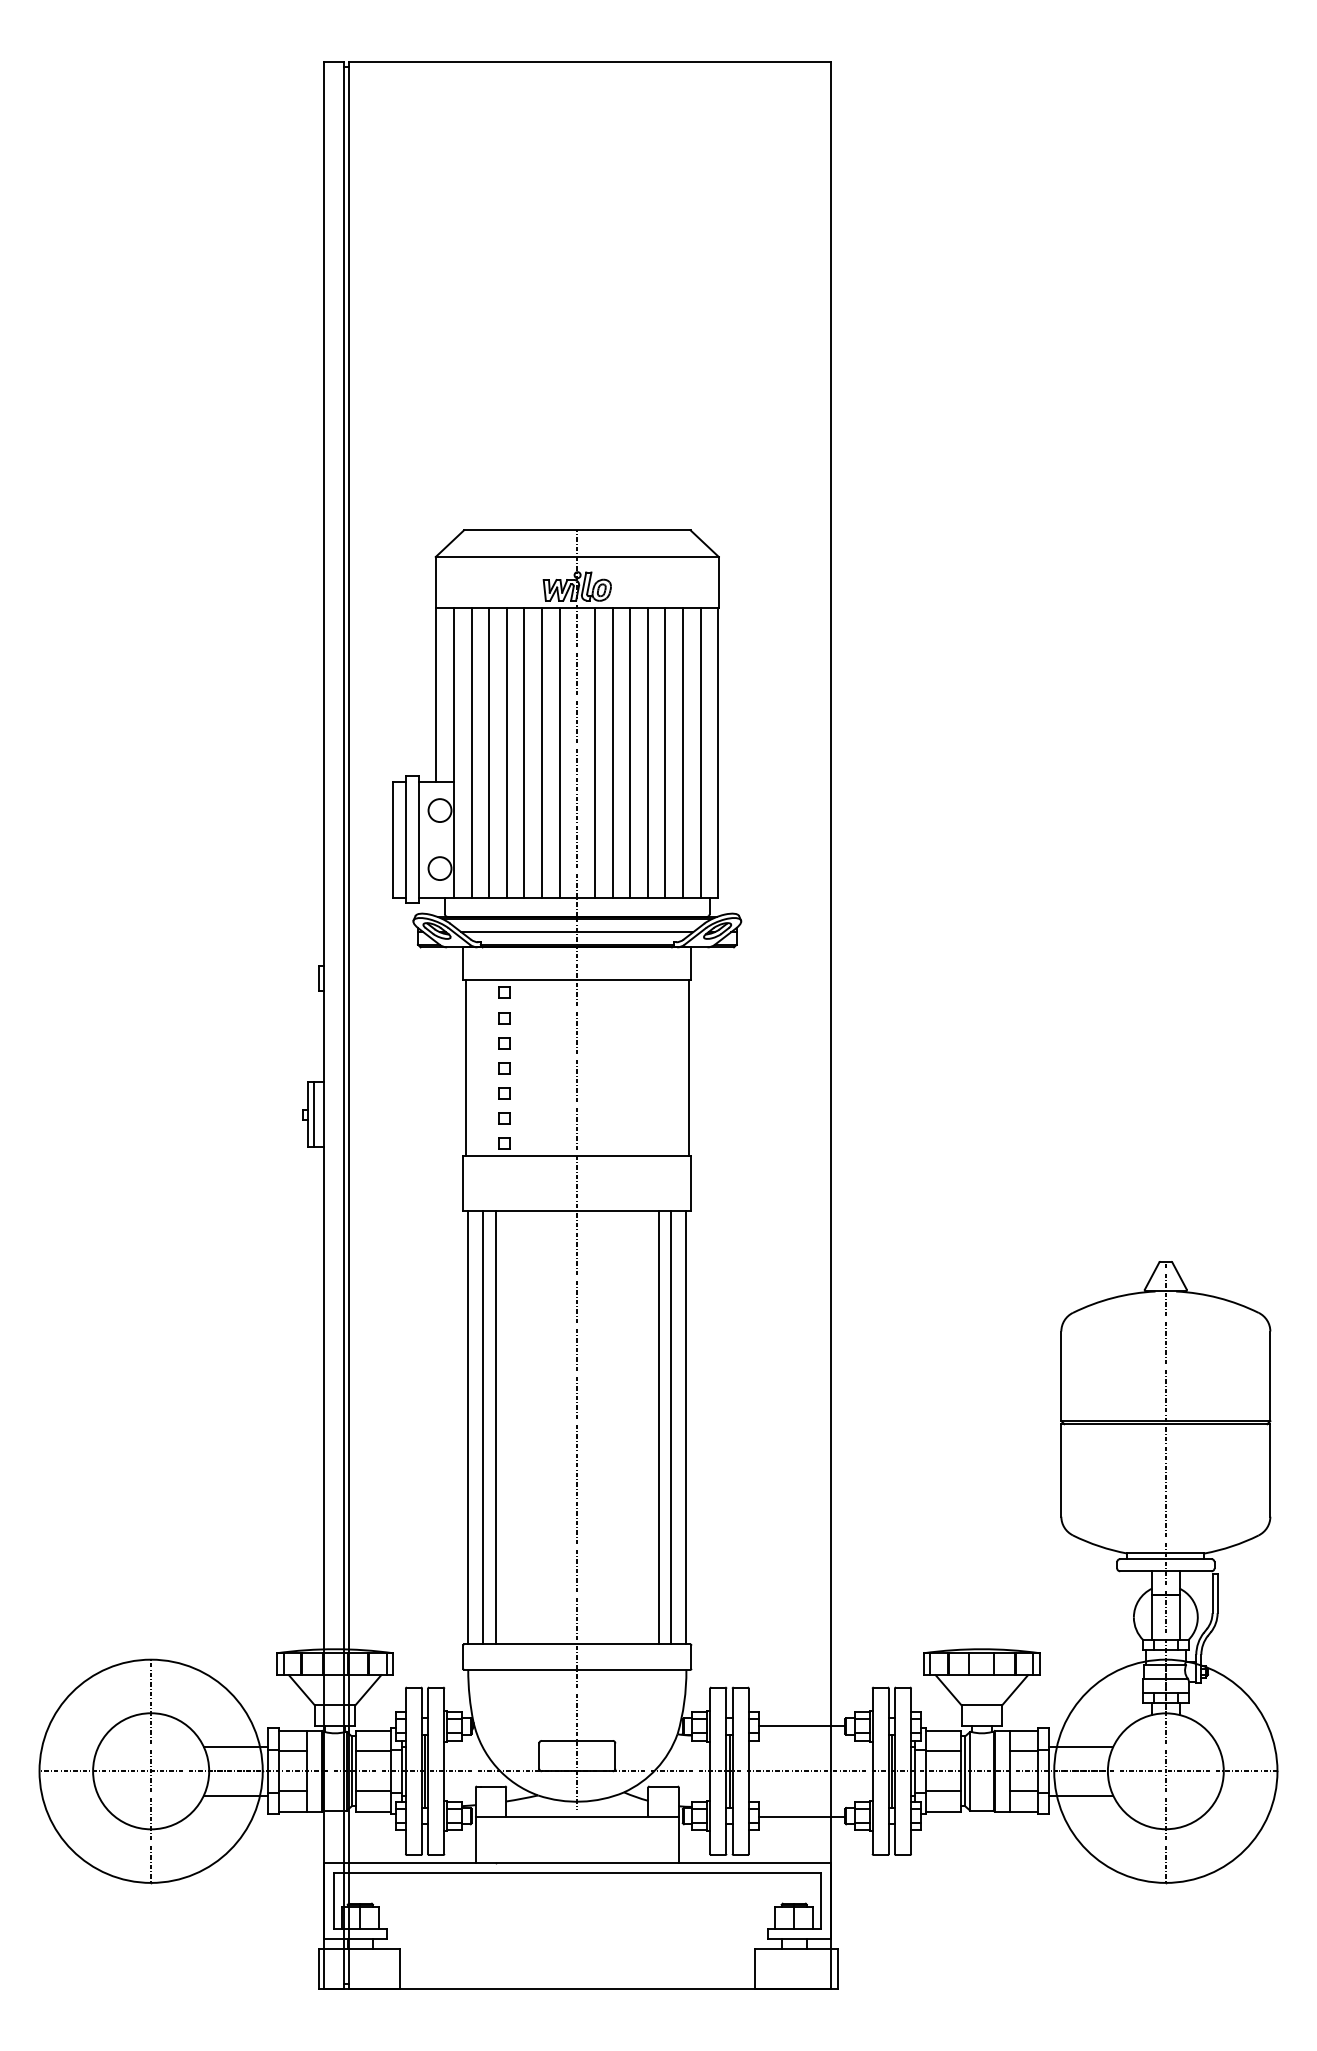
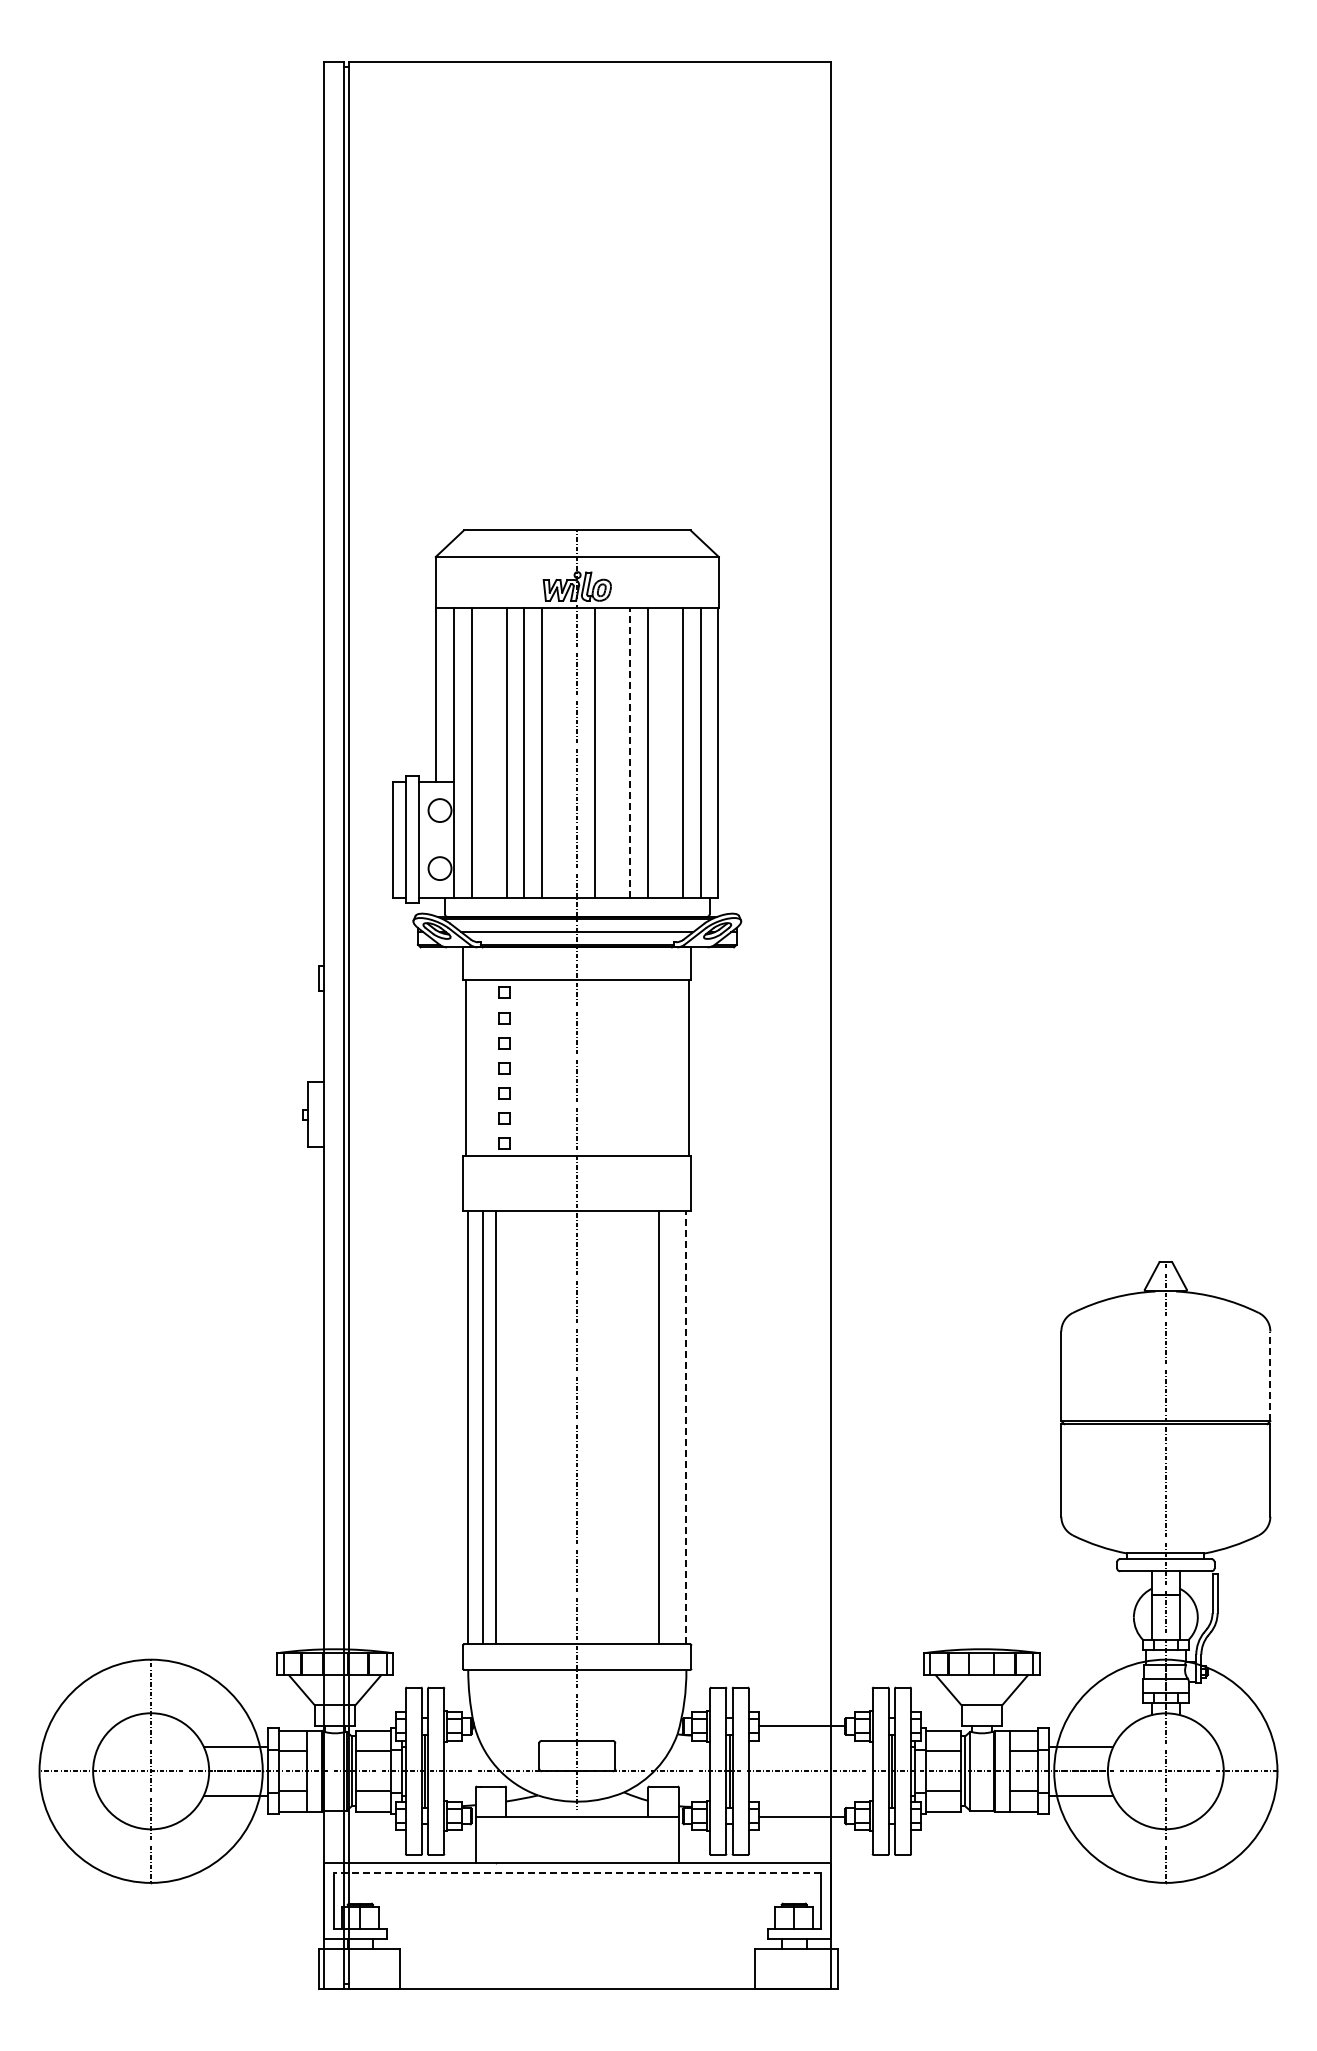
line: present -> none (489, 752)
line: present -> none (559, 752)
line: present -> none (612, 752)
line: solid -> dashed (630, 752)
line: present -> none (665, 752)
line: present -> none (313, 1114)
line: solid -> dashed (1270, 1376)
line: present -> none (671, 1427)
line: solid -> dashed (686, 1427)
line: solid -> dashed (576, 1872)
